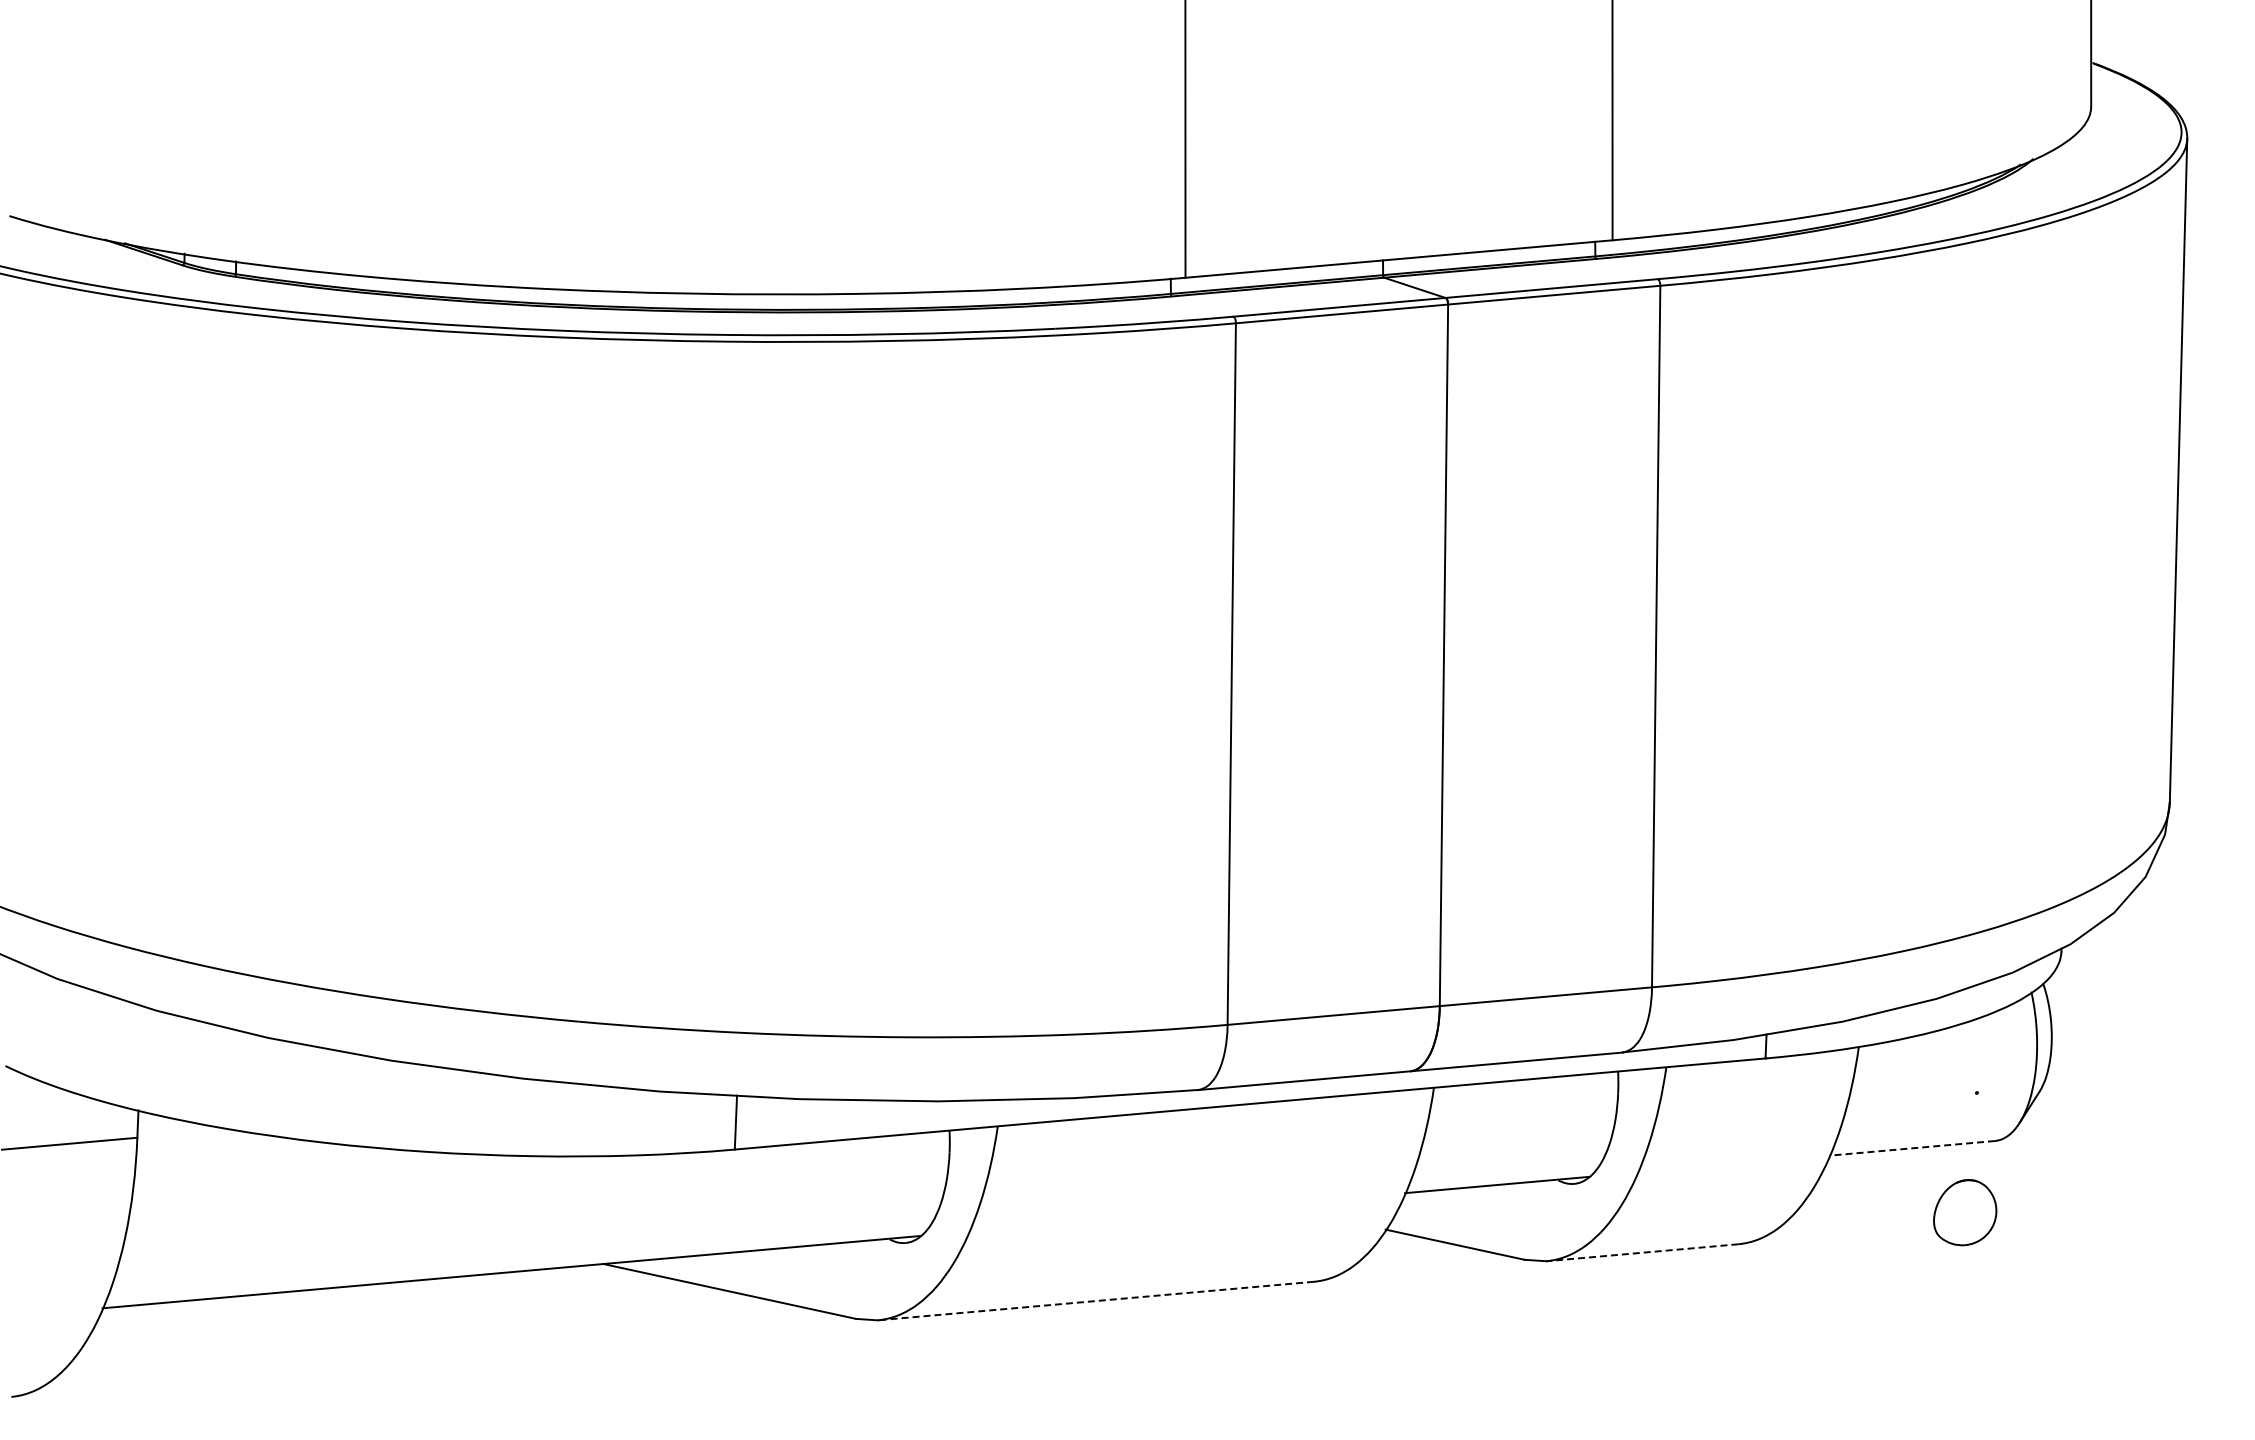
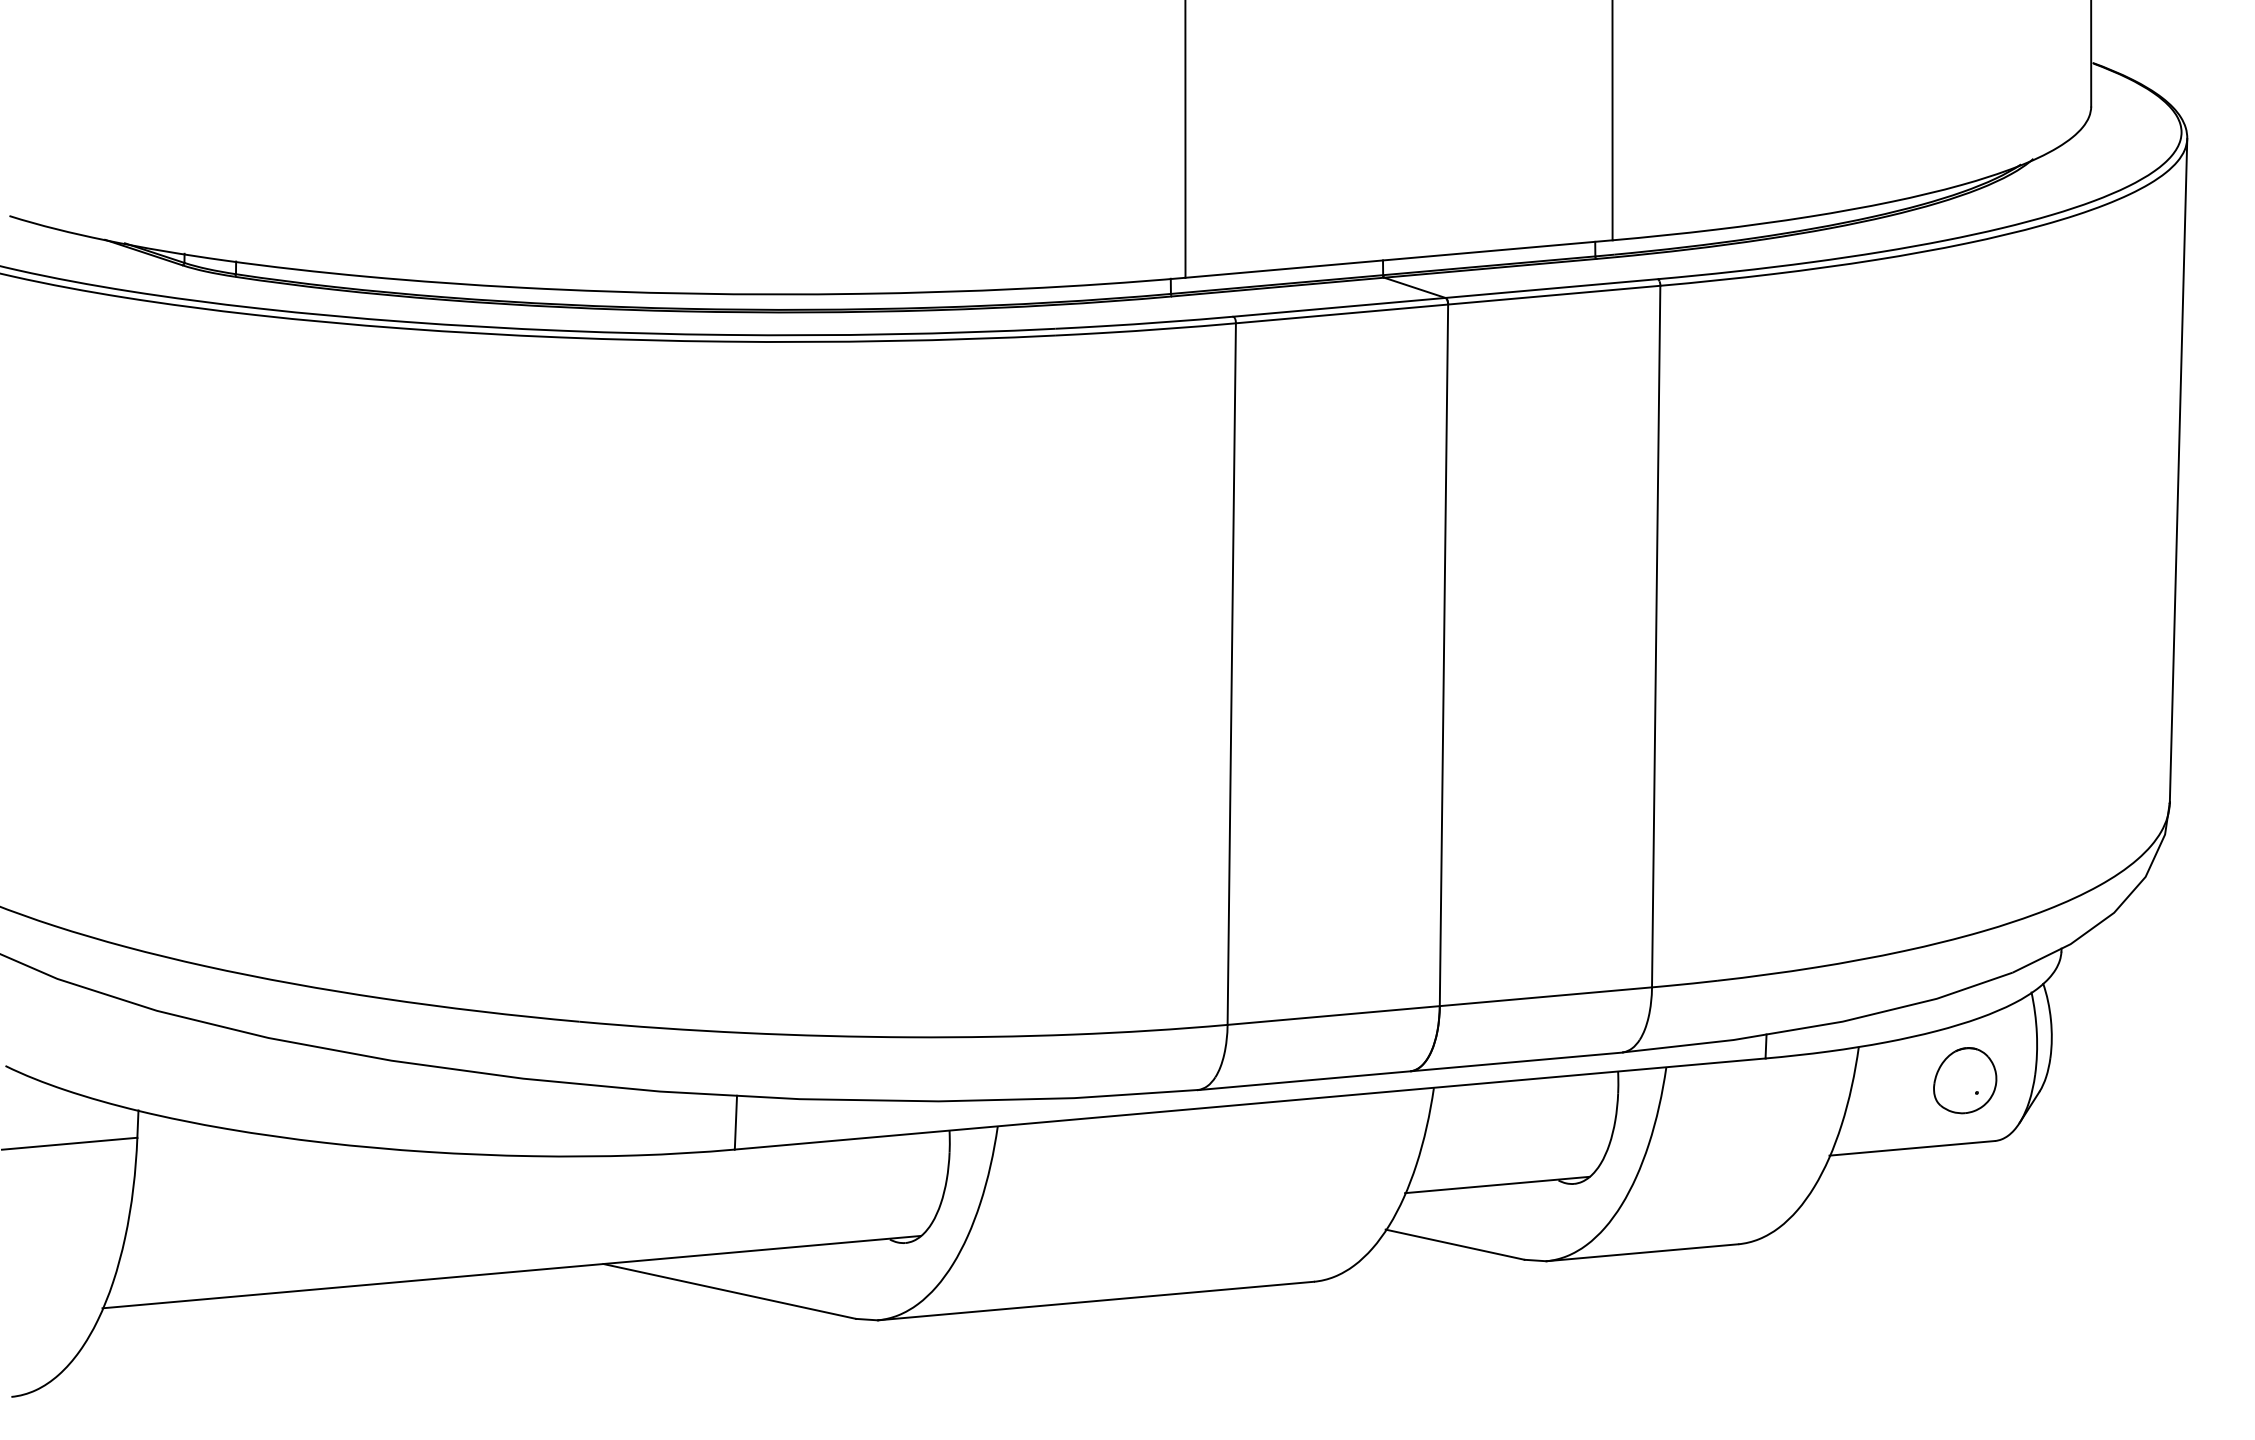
line: dashed -> solid (1911, 1148)
part position: (1965, 1212) -> (1965, 1080) (1965, 1080)
line: dashed -> solid (1641, 1252)
line: dashed -> solid (1095, 1301)
